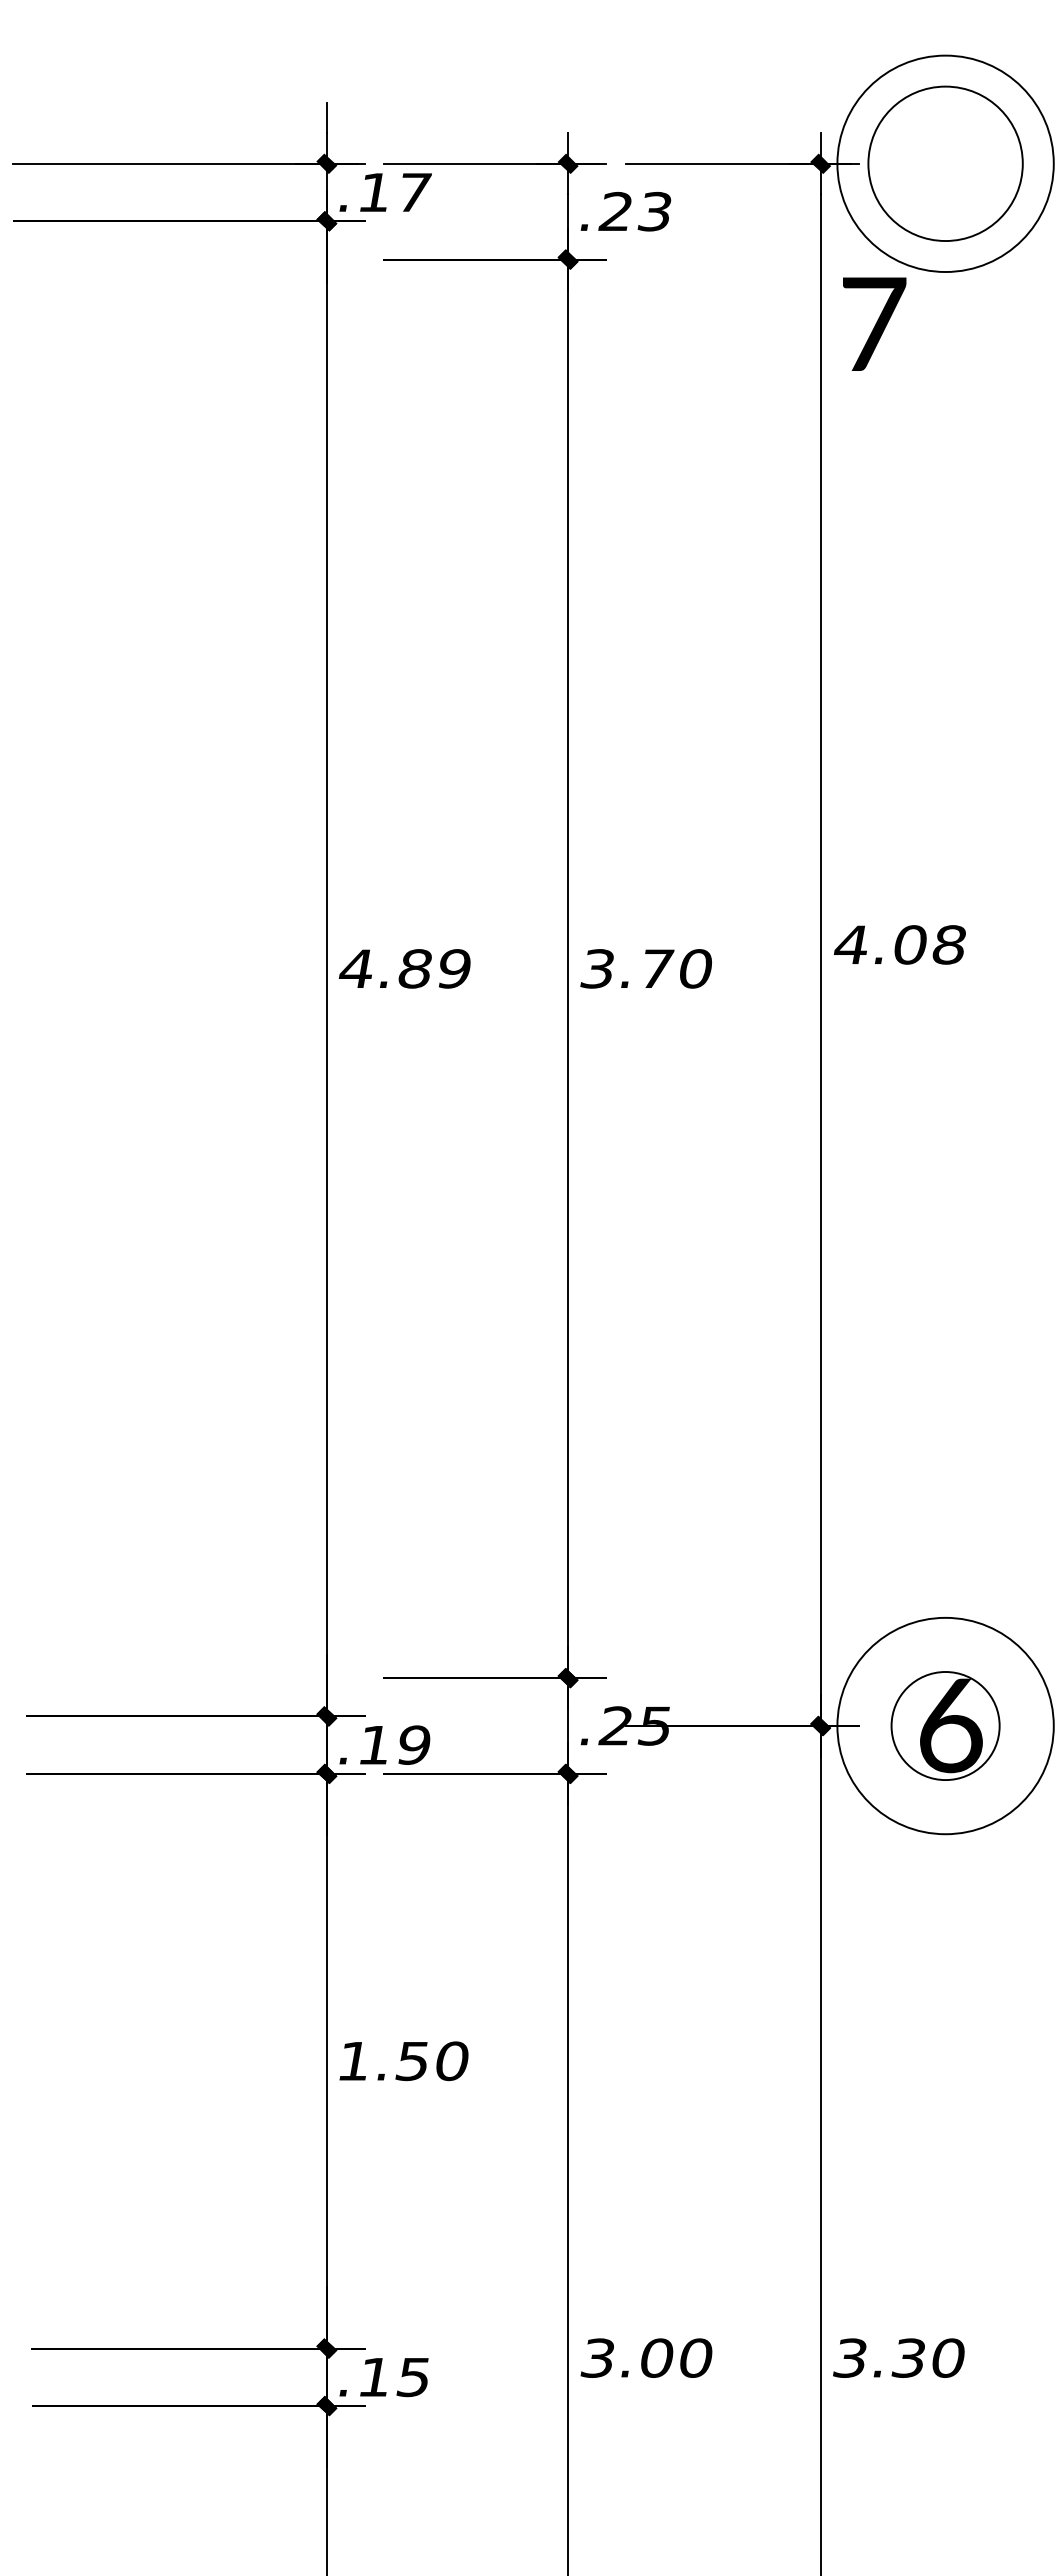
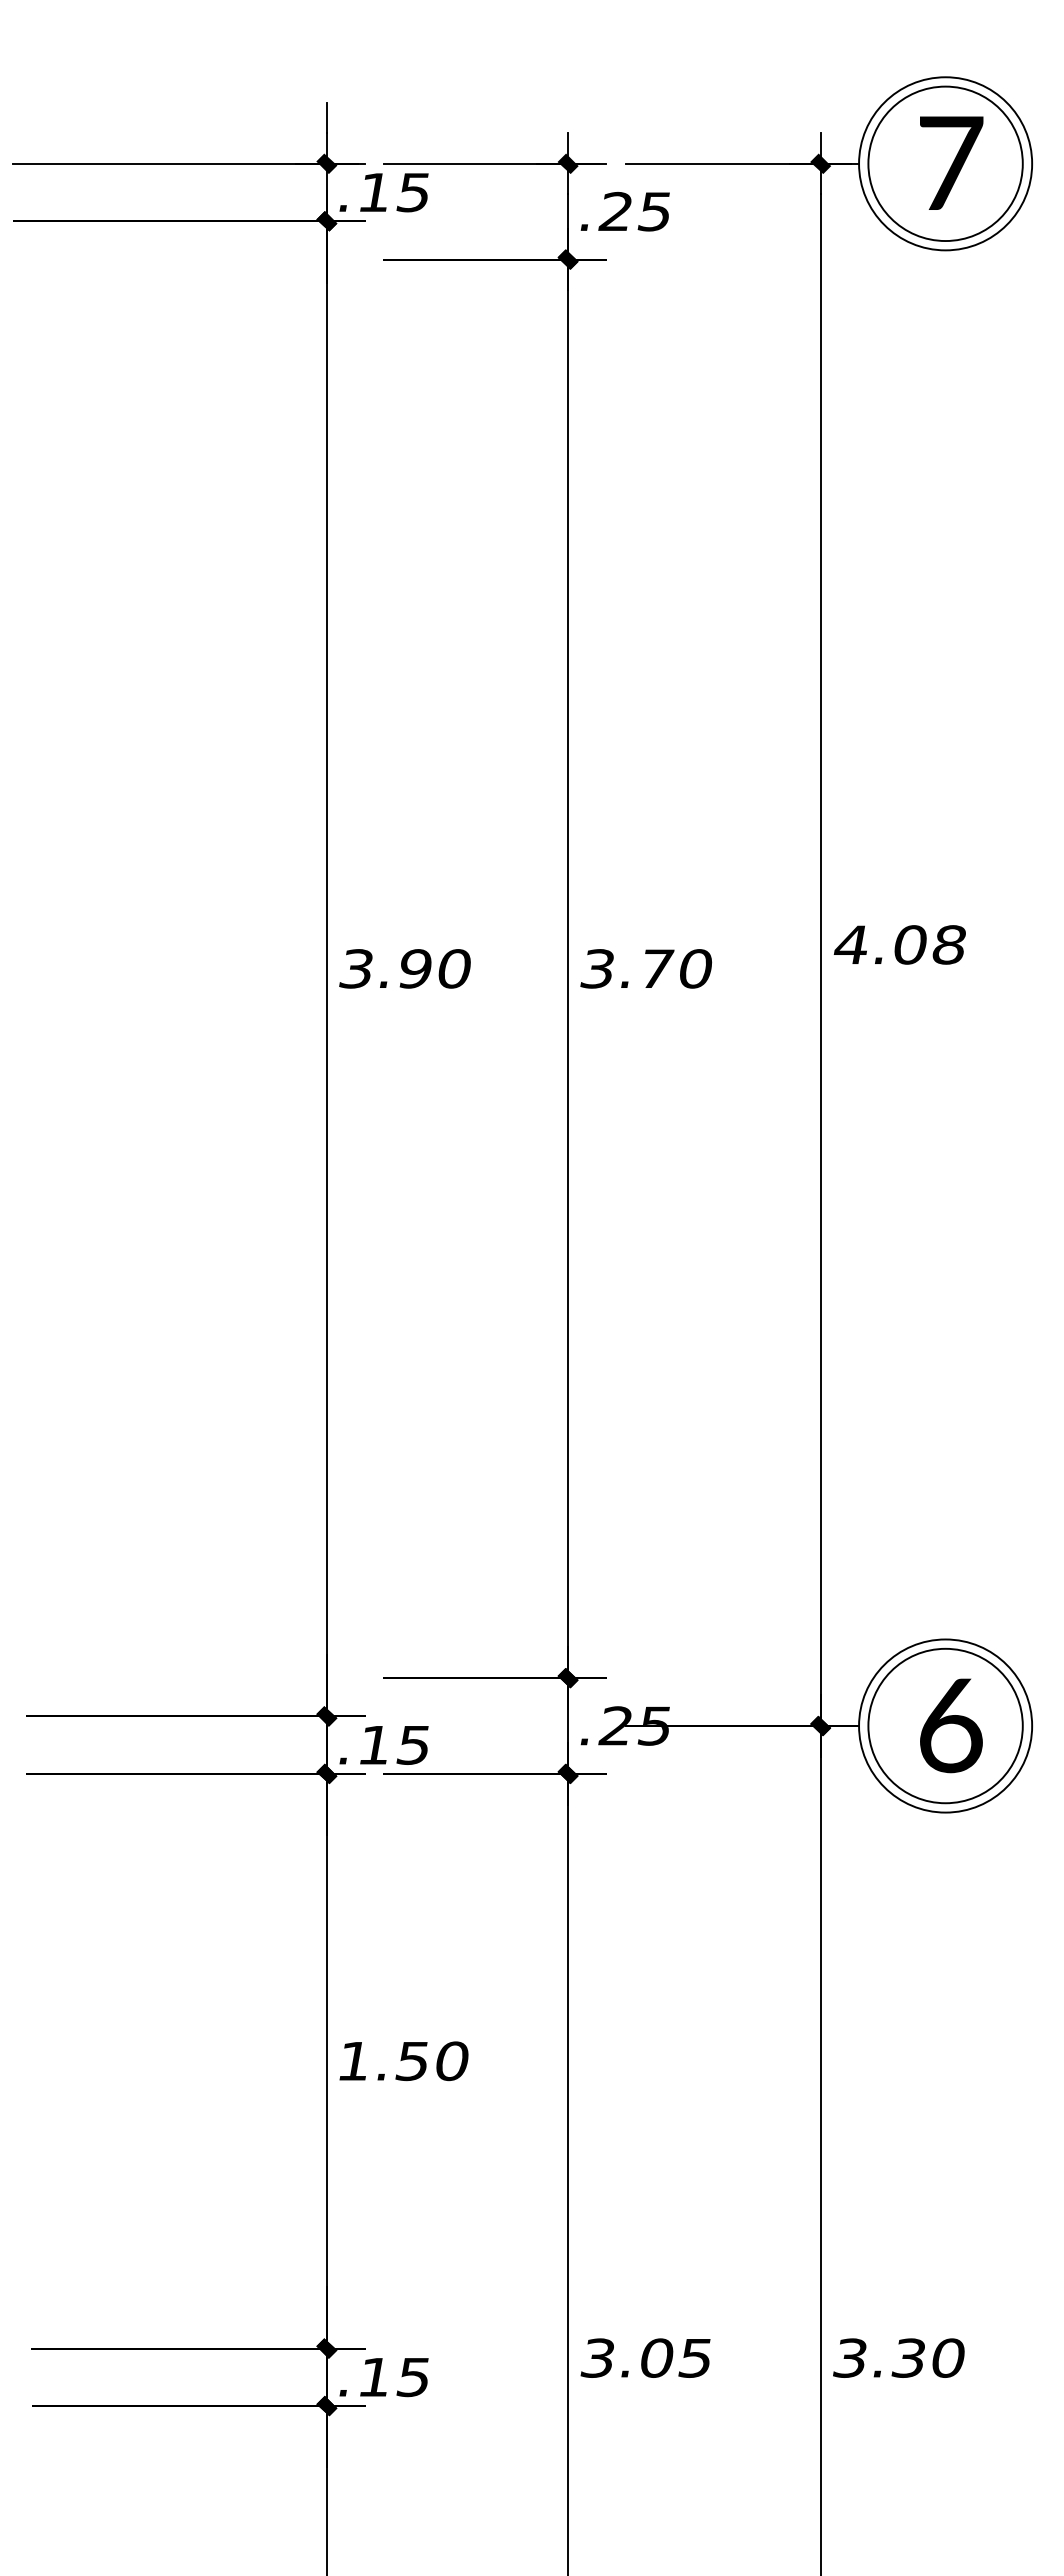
circle diameter: 216 px -> 173 px (945, 163)
text: .17 -> .15 (413, 192)
text: .23 -> .25 (654, 210)
text position: (874, 323) -> (951, 162) (951, 162)
text: 4.89 -> 3.90 (404, 968)
circle diameter: 216 px -> 173 px (945, 1725)
circle diameter: 108 px -> 154 px (945, 1725)
text: .19 -> .15 (413, 1744)
text: 3.00 -> 3.05 (695, 2357)
